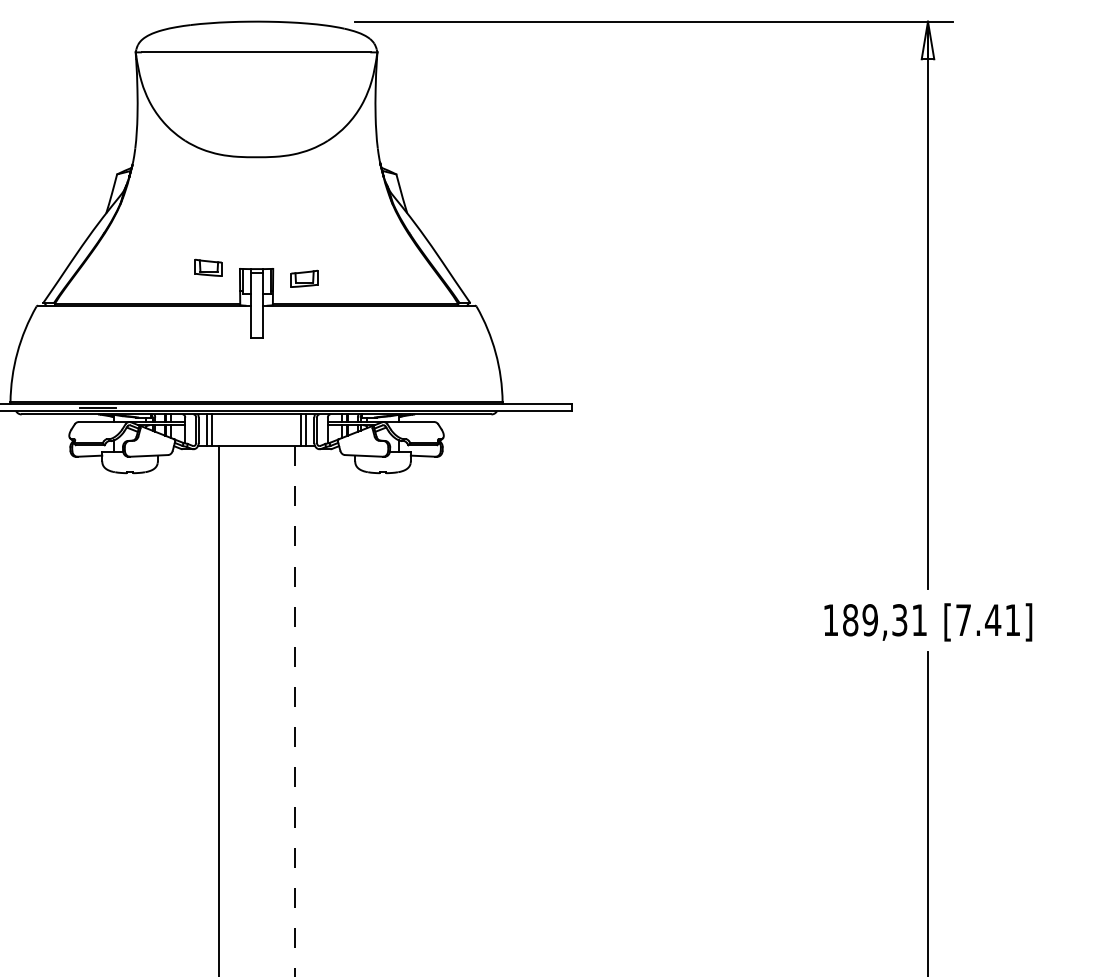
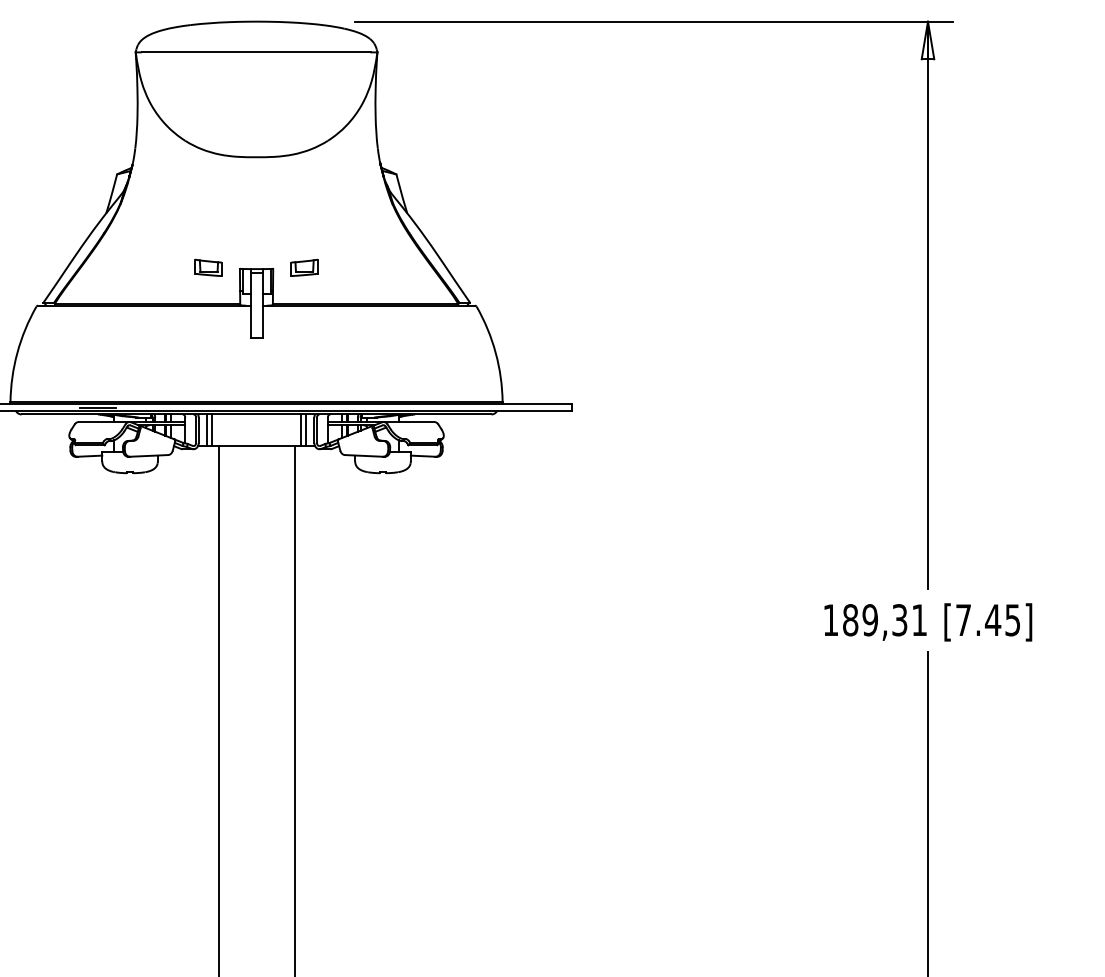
part position: (304, 278) -> (304, 267) (304, 267)
text: [7.41] -> [7.45] (1012, 620)
line: dashed -> solid (294, 711)
